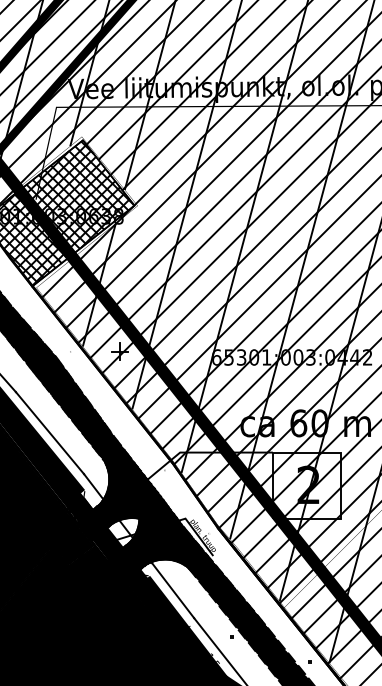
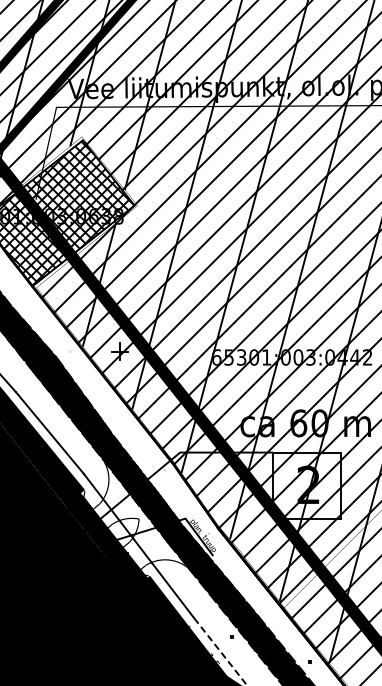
hatch: present -> none (132, 521)
line: solid -> dashed (220, 651)
